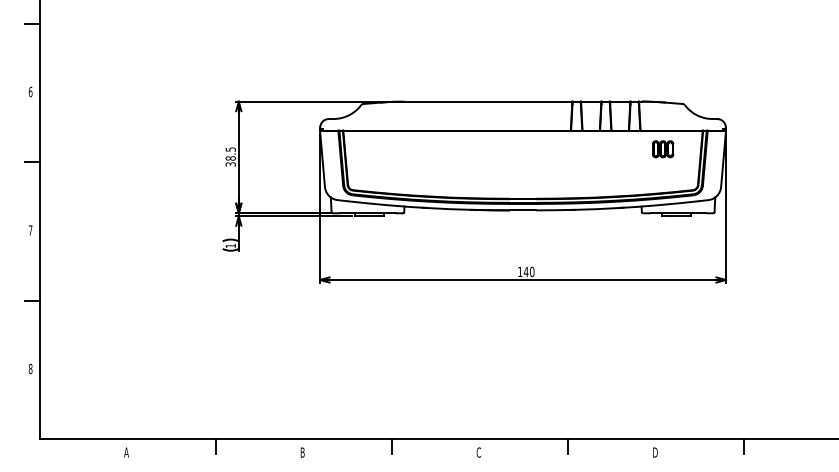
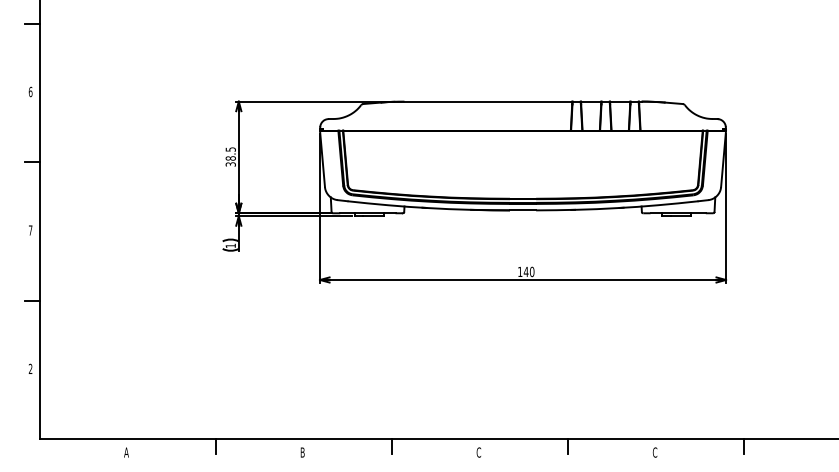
part: present -> none (663, 149)
text: 8 -> 2 (30, 369)
text: D -> C (654, 452)
